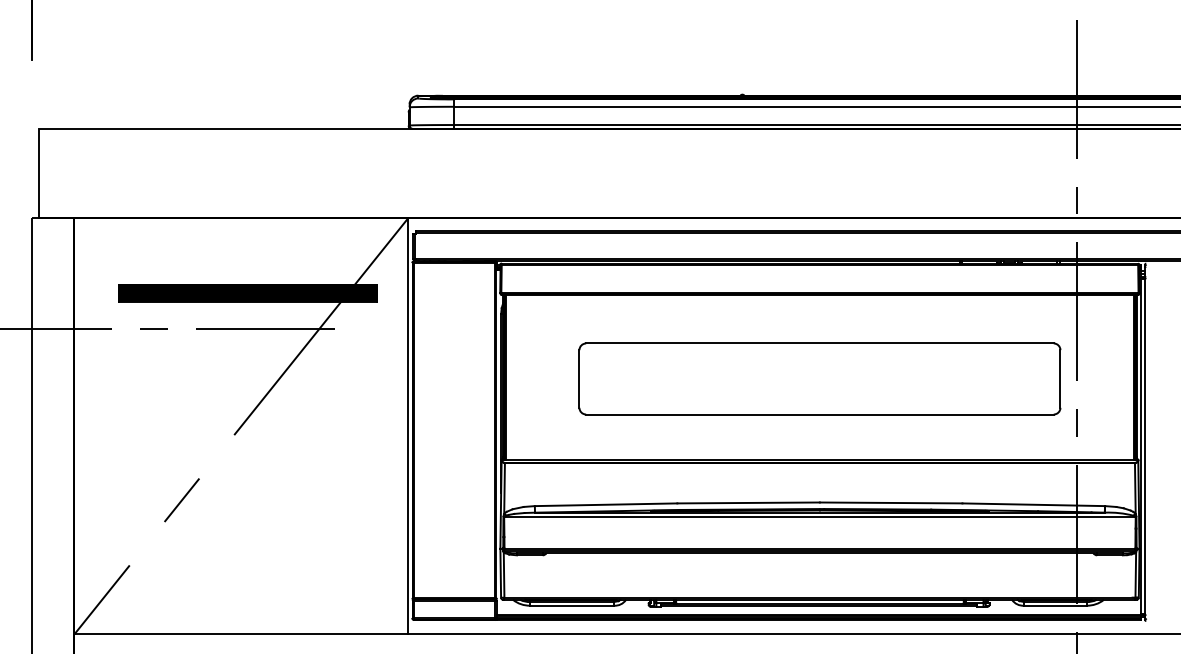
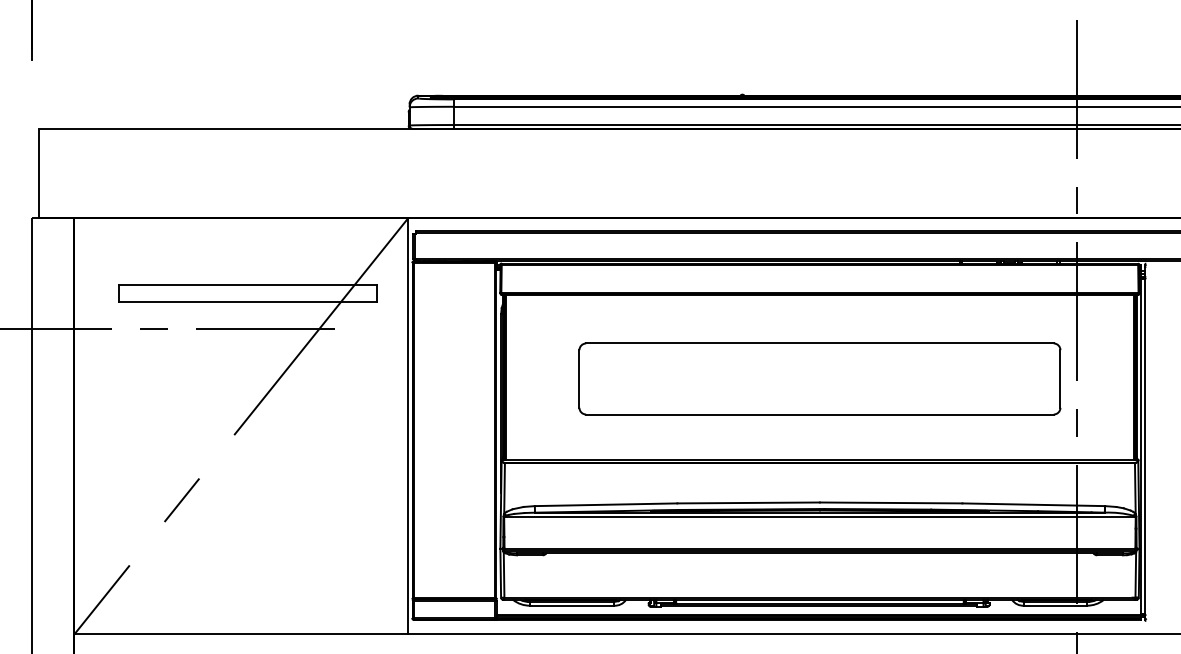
hatch: present -> none (247, 292)
